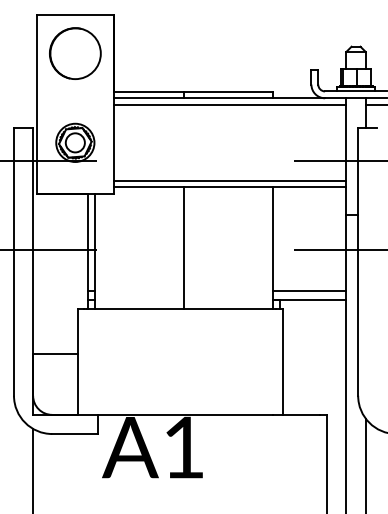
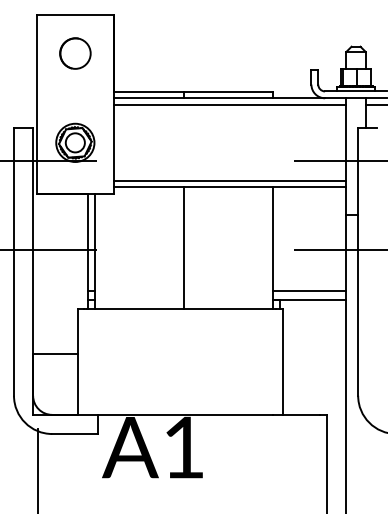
circle size: 53x53 px -> 33x33 px (75, 53)
line: present -> none (366, 464)
line position: (33, 469) -> (38, 469) (38, 469)
